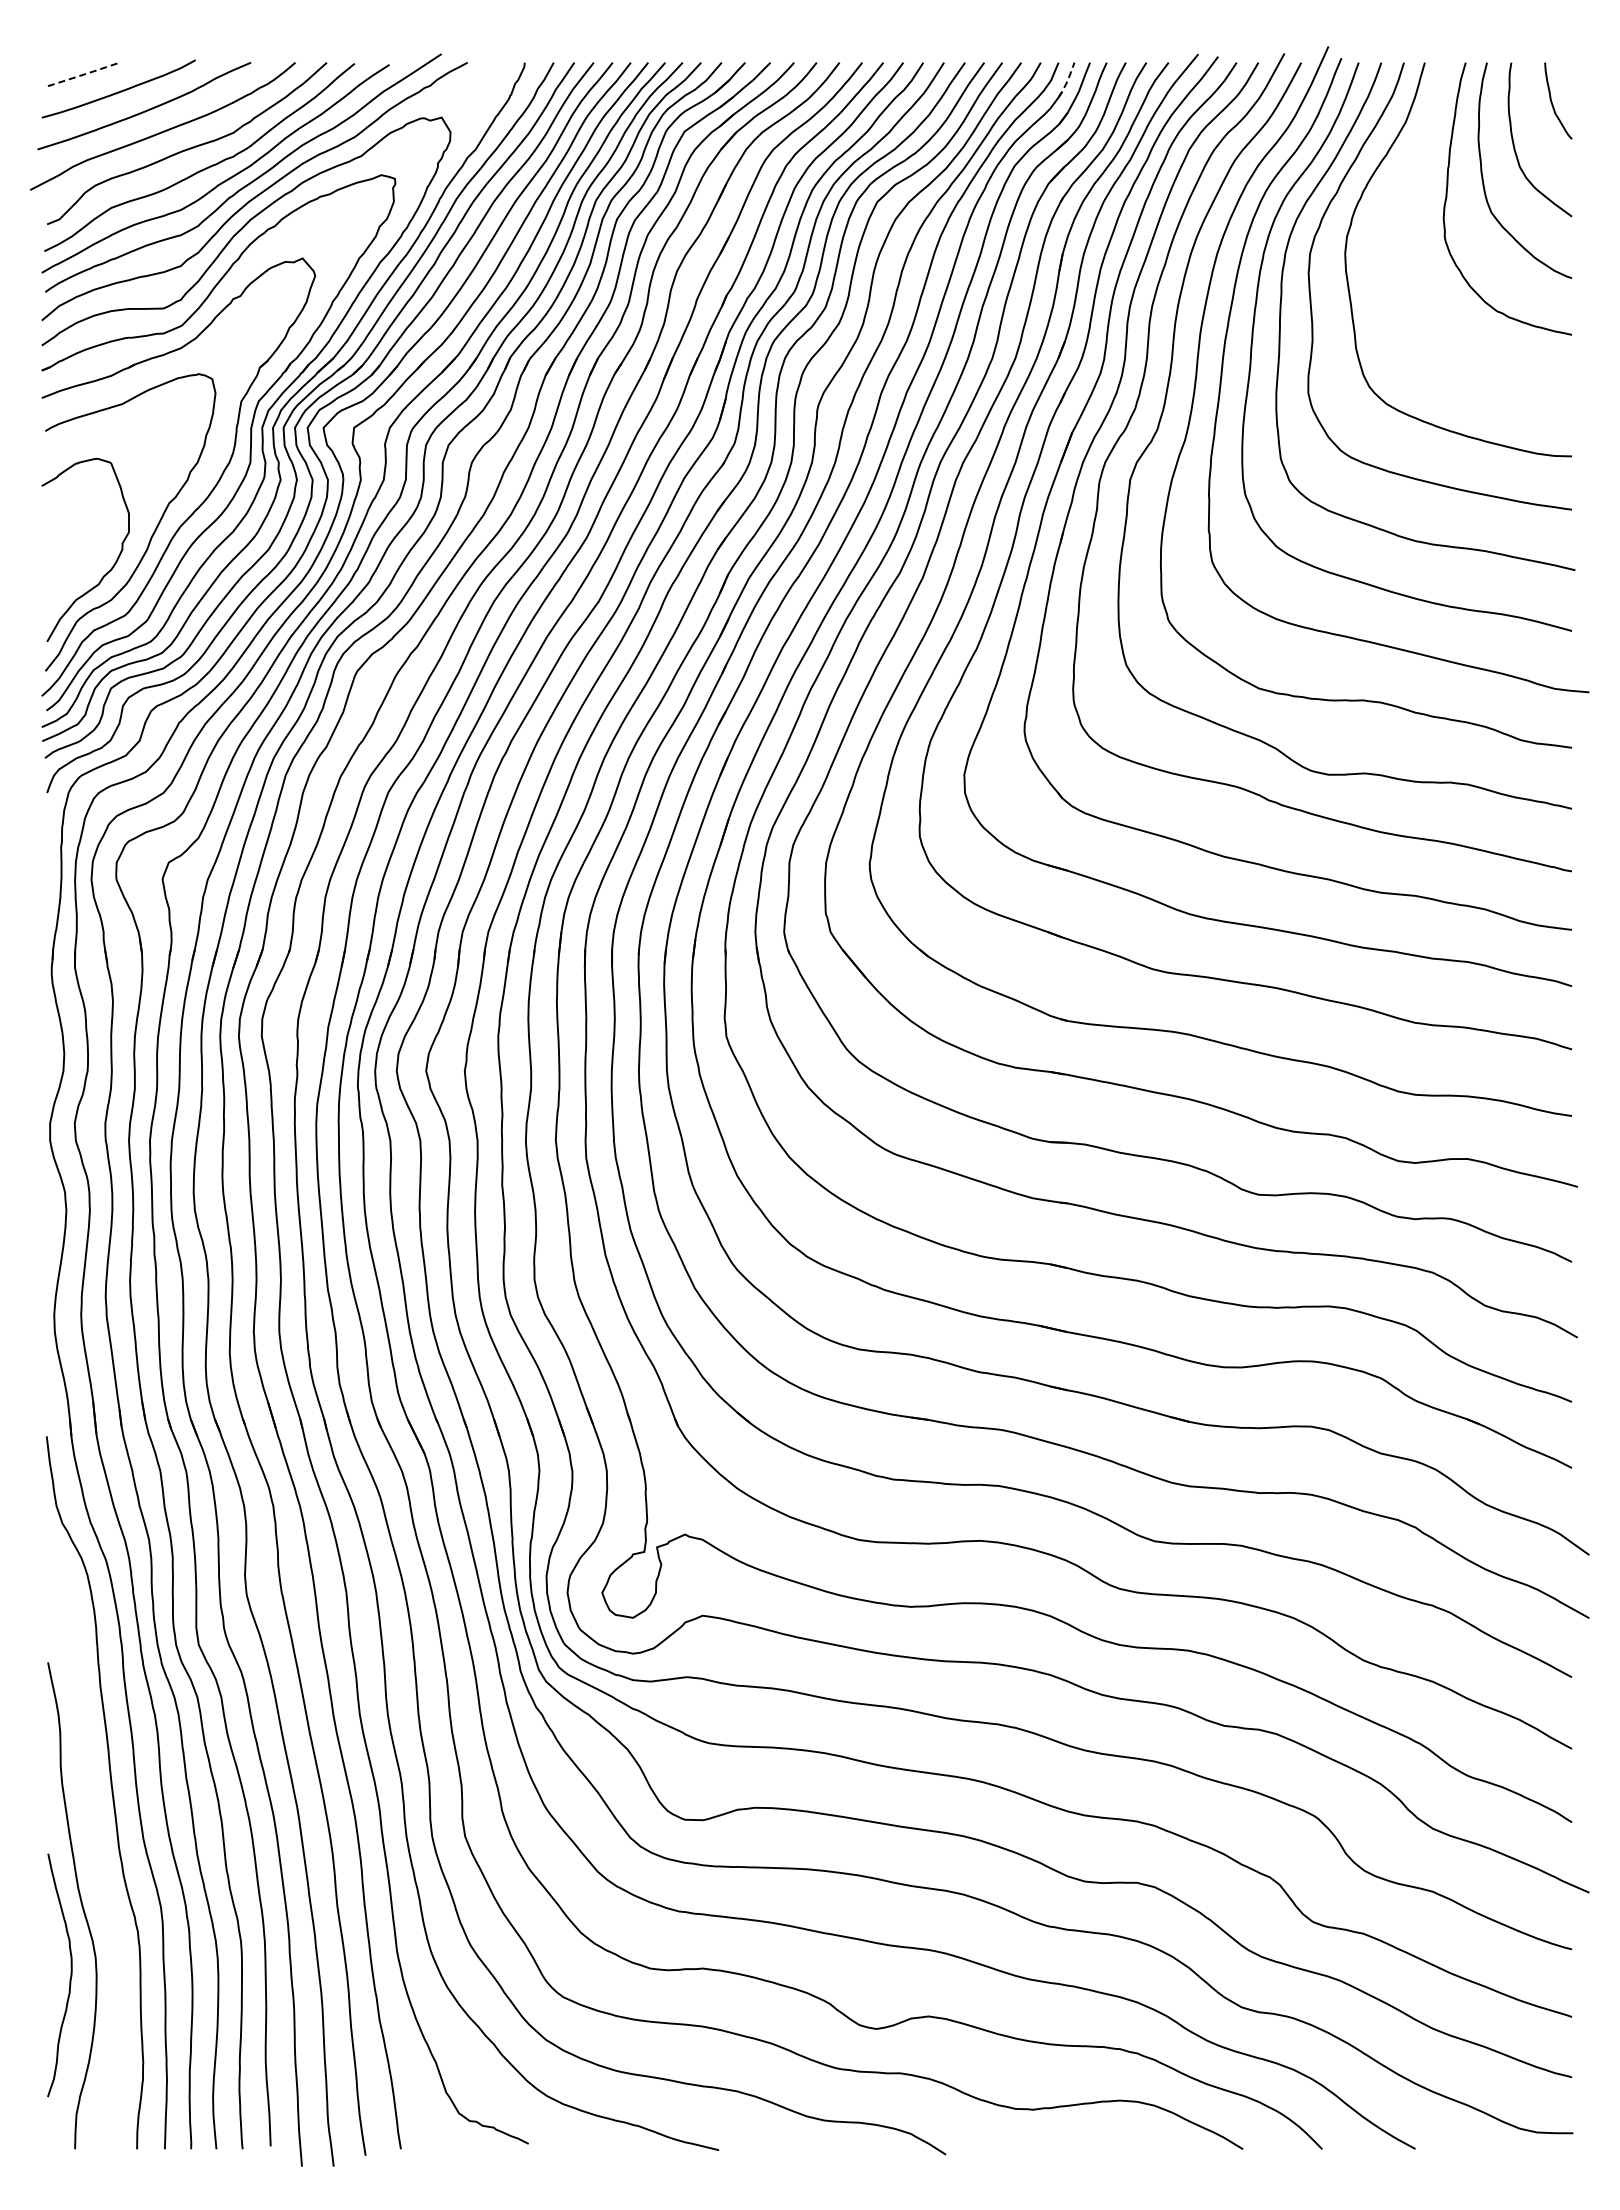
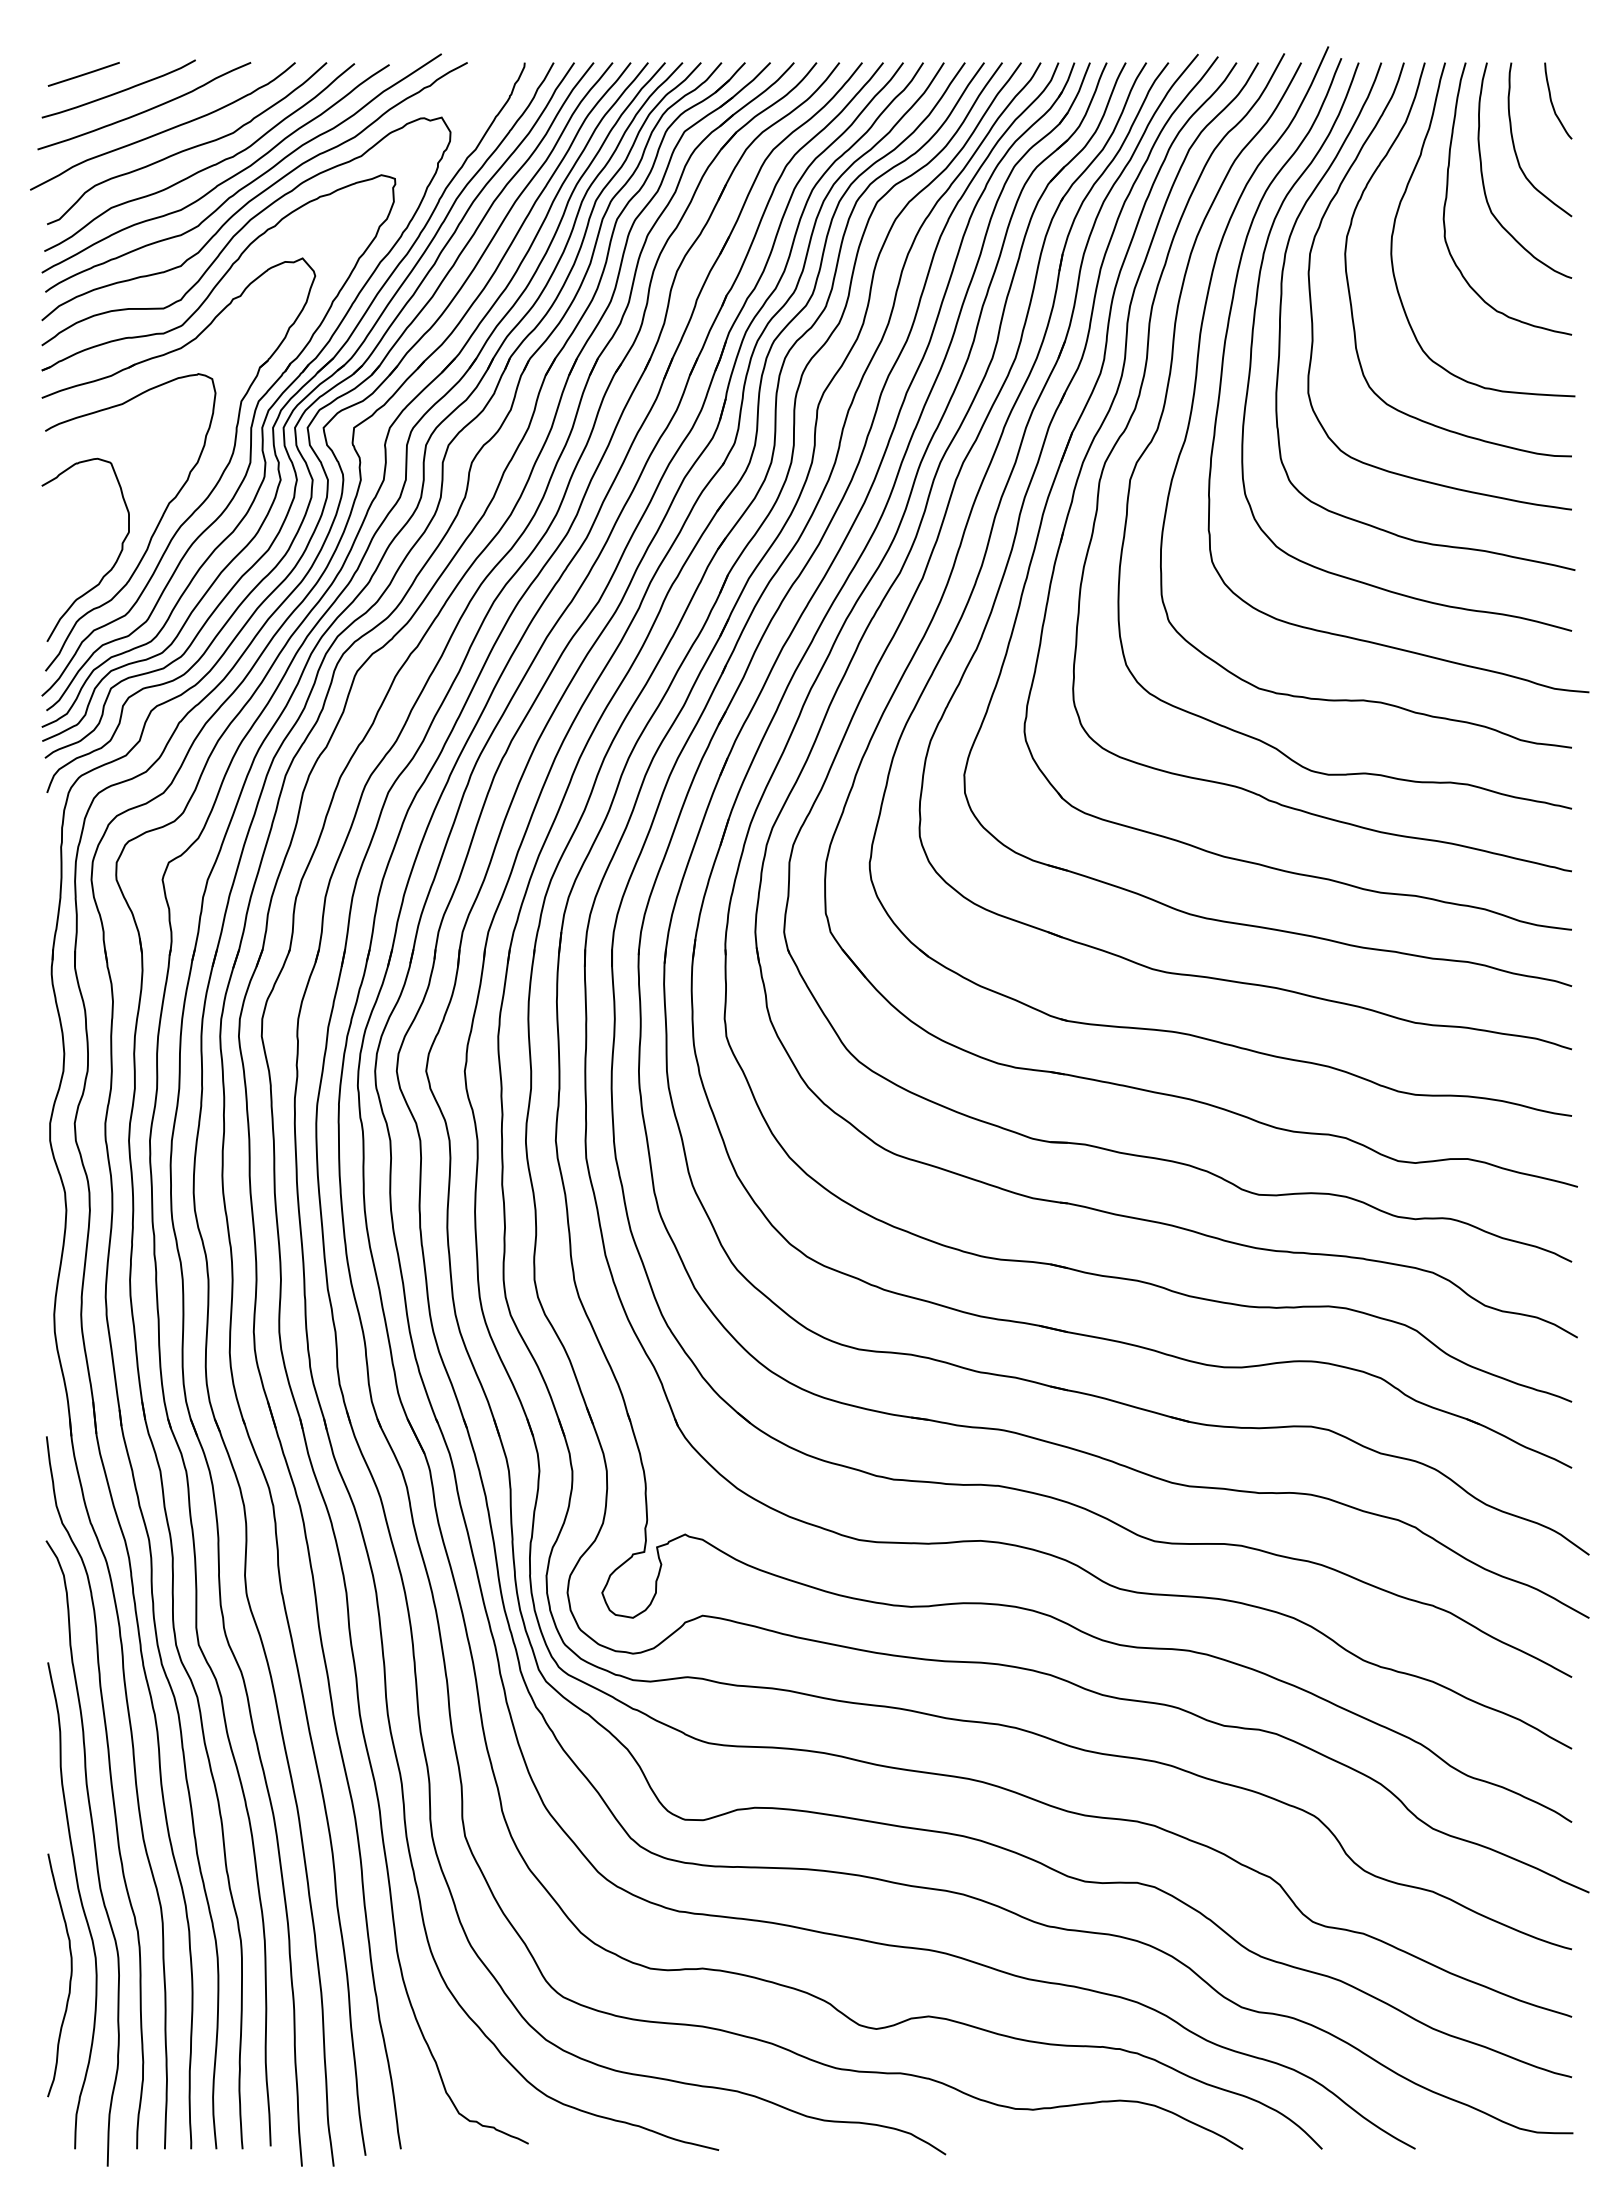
line: dashed -> solid (83, 74)
line: dashed -> solid (1068, 80)
curve: none -> present (1404, 196)
curve: none -> present (94, 1852)
